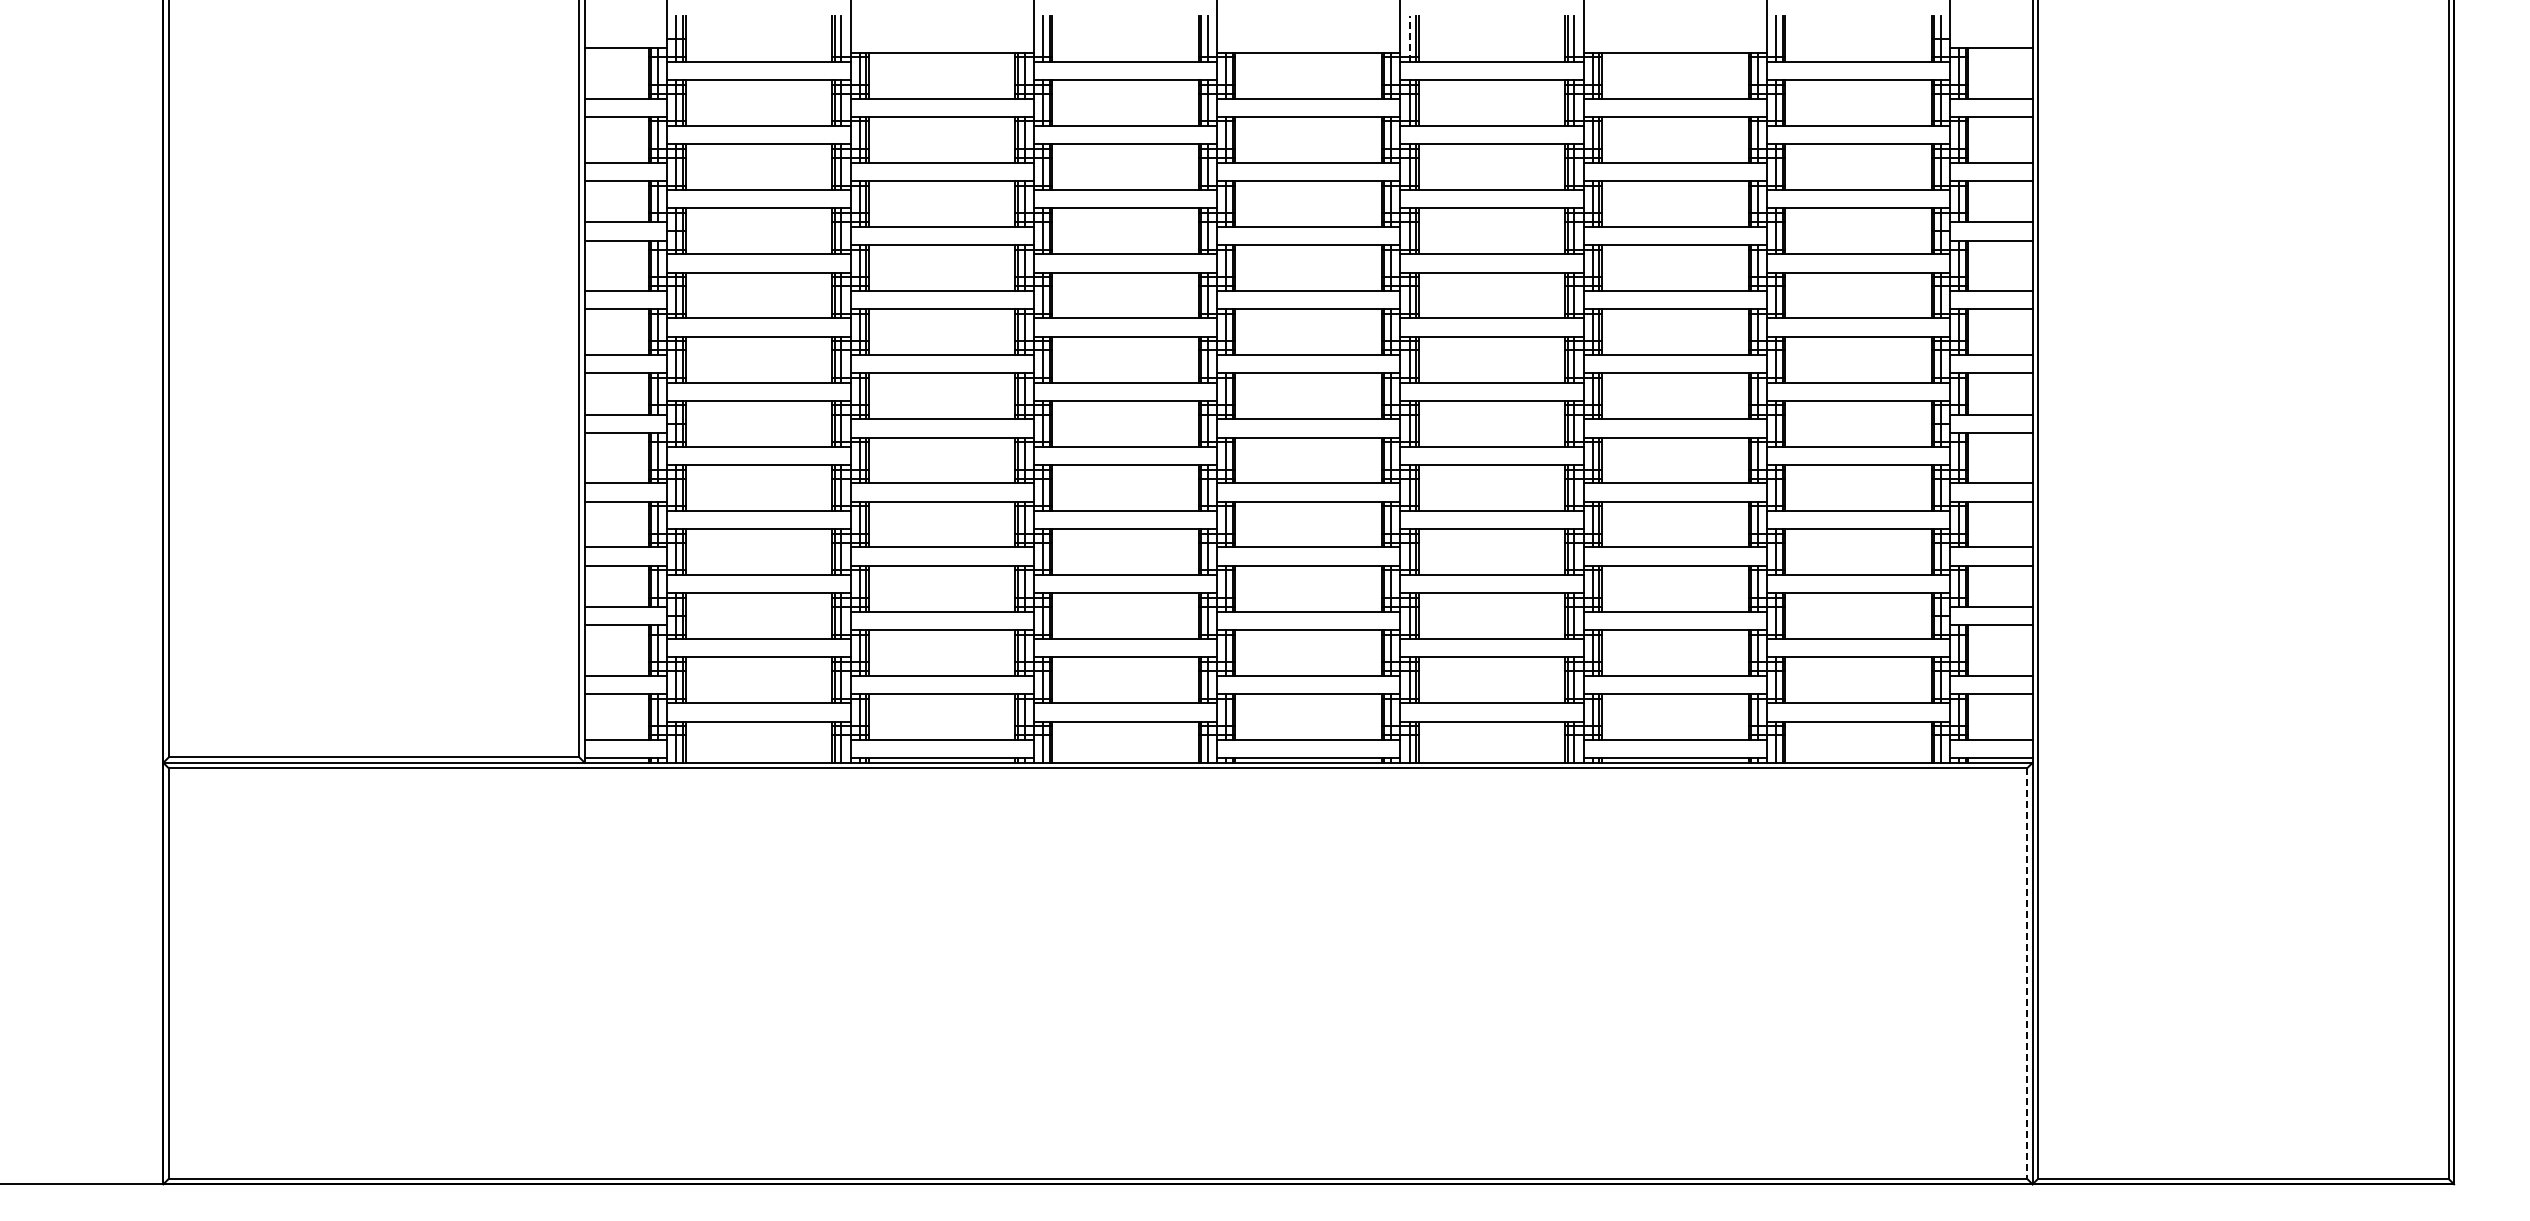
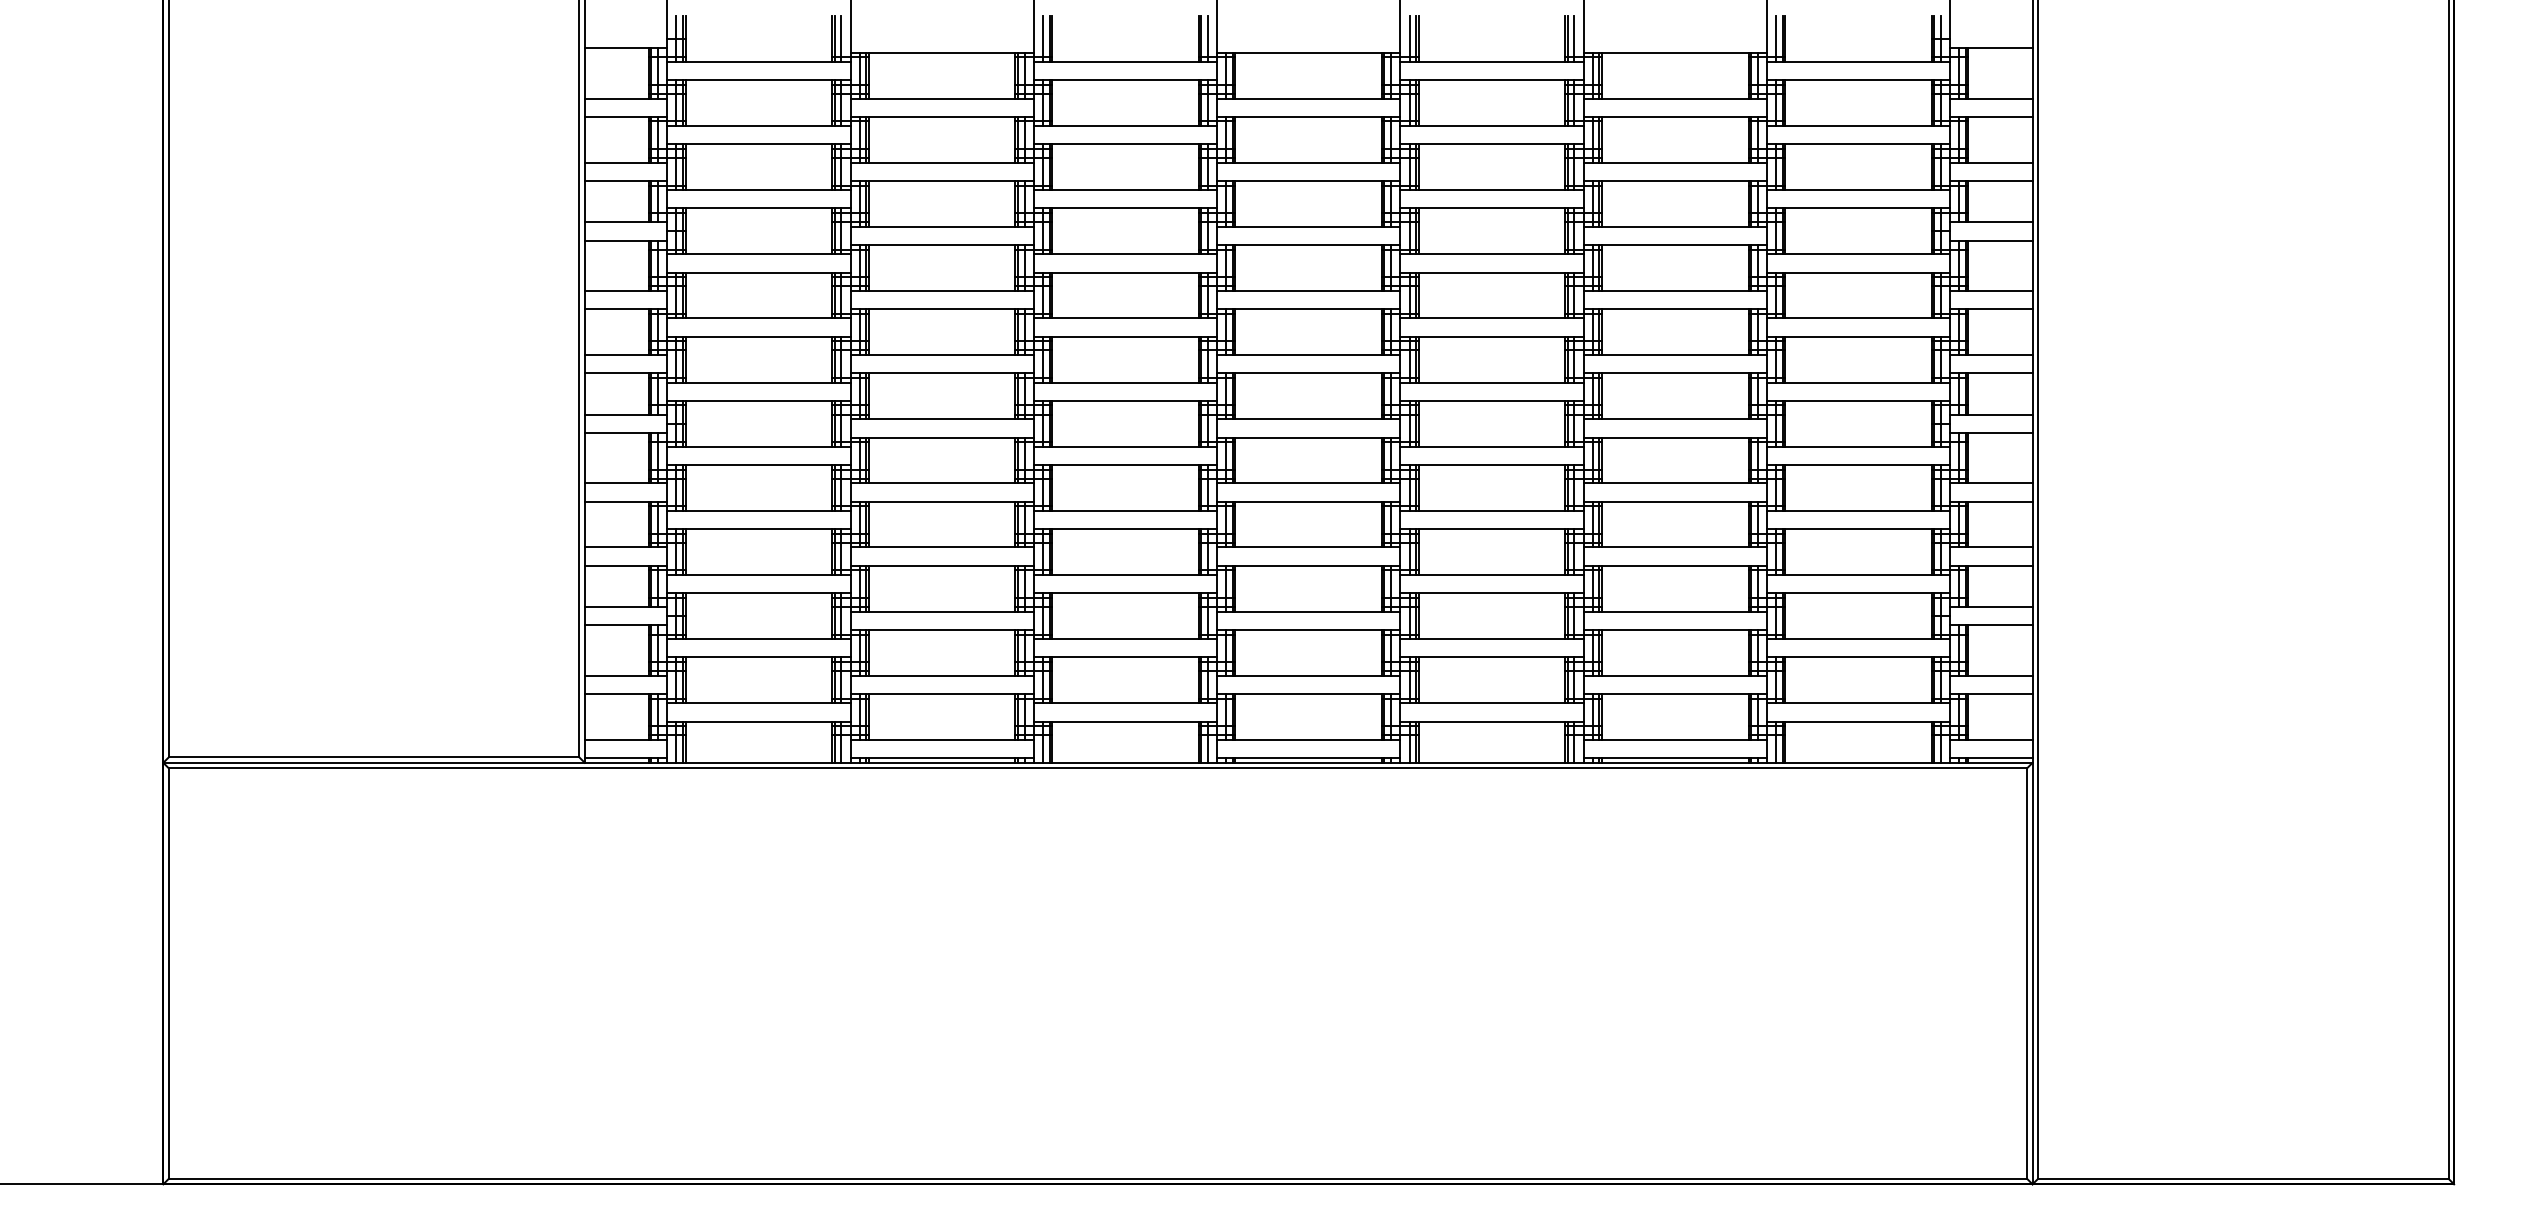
line: dashed -> solid (1409, 38)
line: dashed -> solid (2027, 974)
